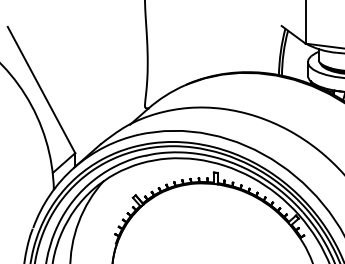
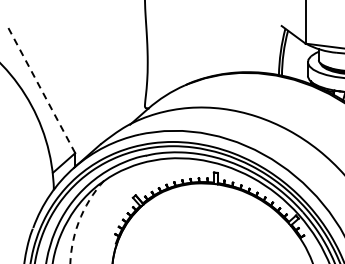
line: solid -> dashed (41, 90)
arc: solid -> dashed (79, 219)
